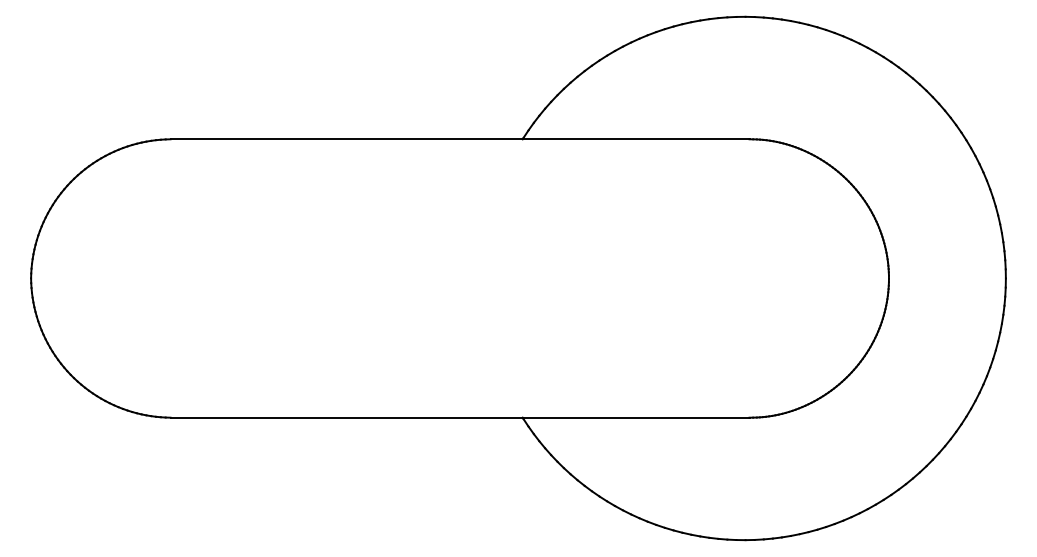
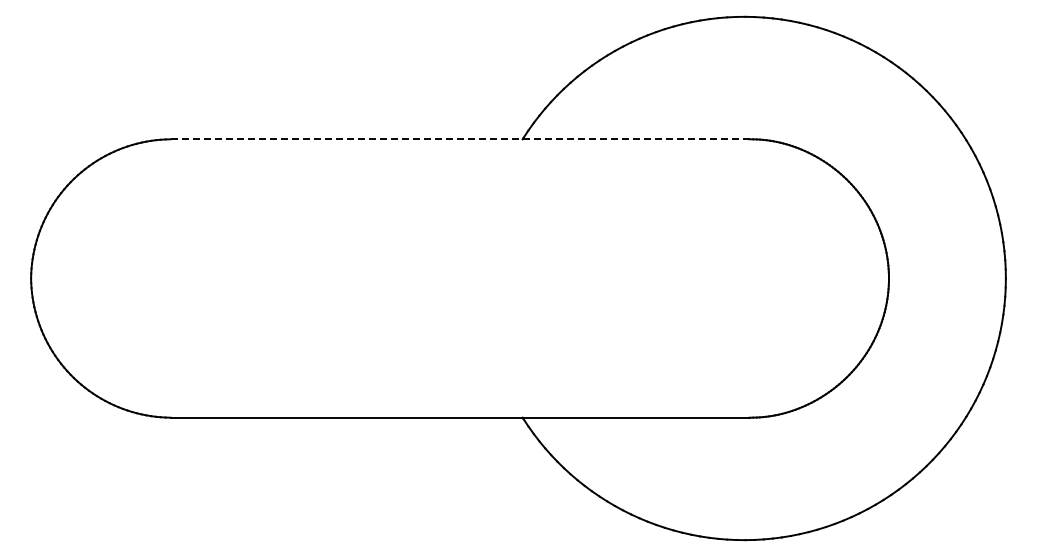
line: solid -> dashed (460, 139)
